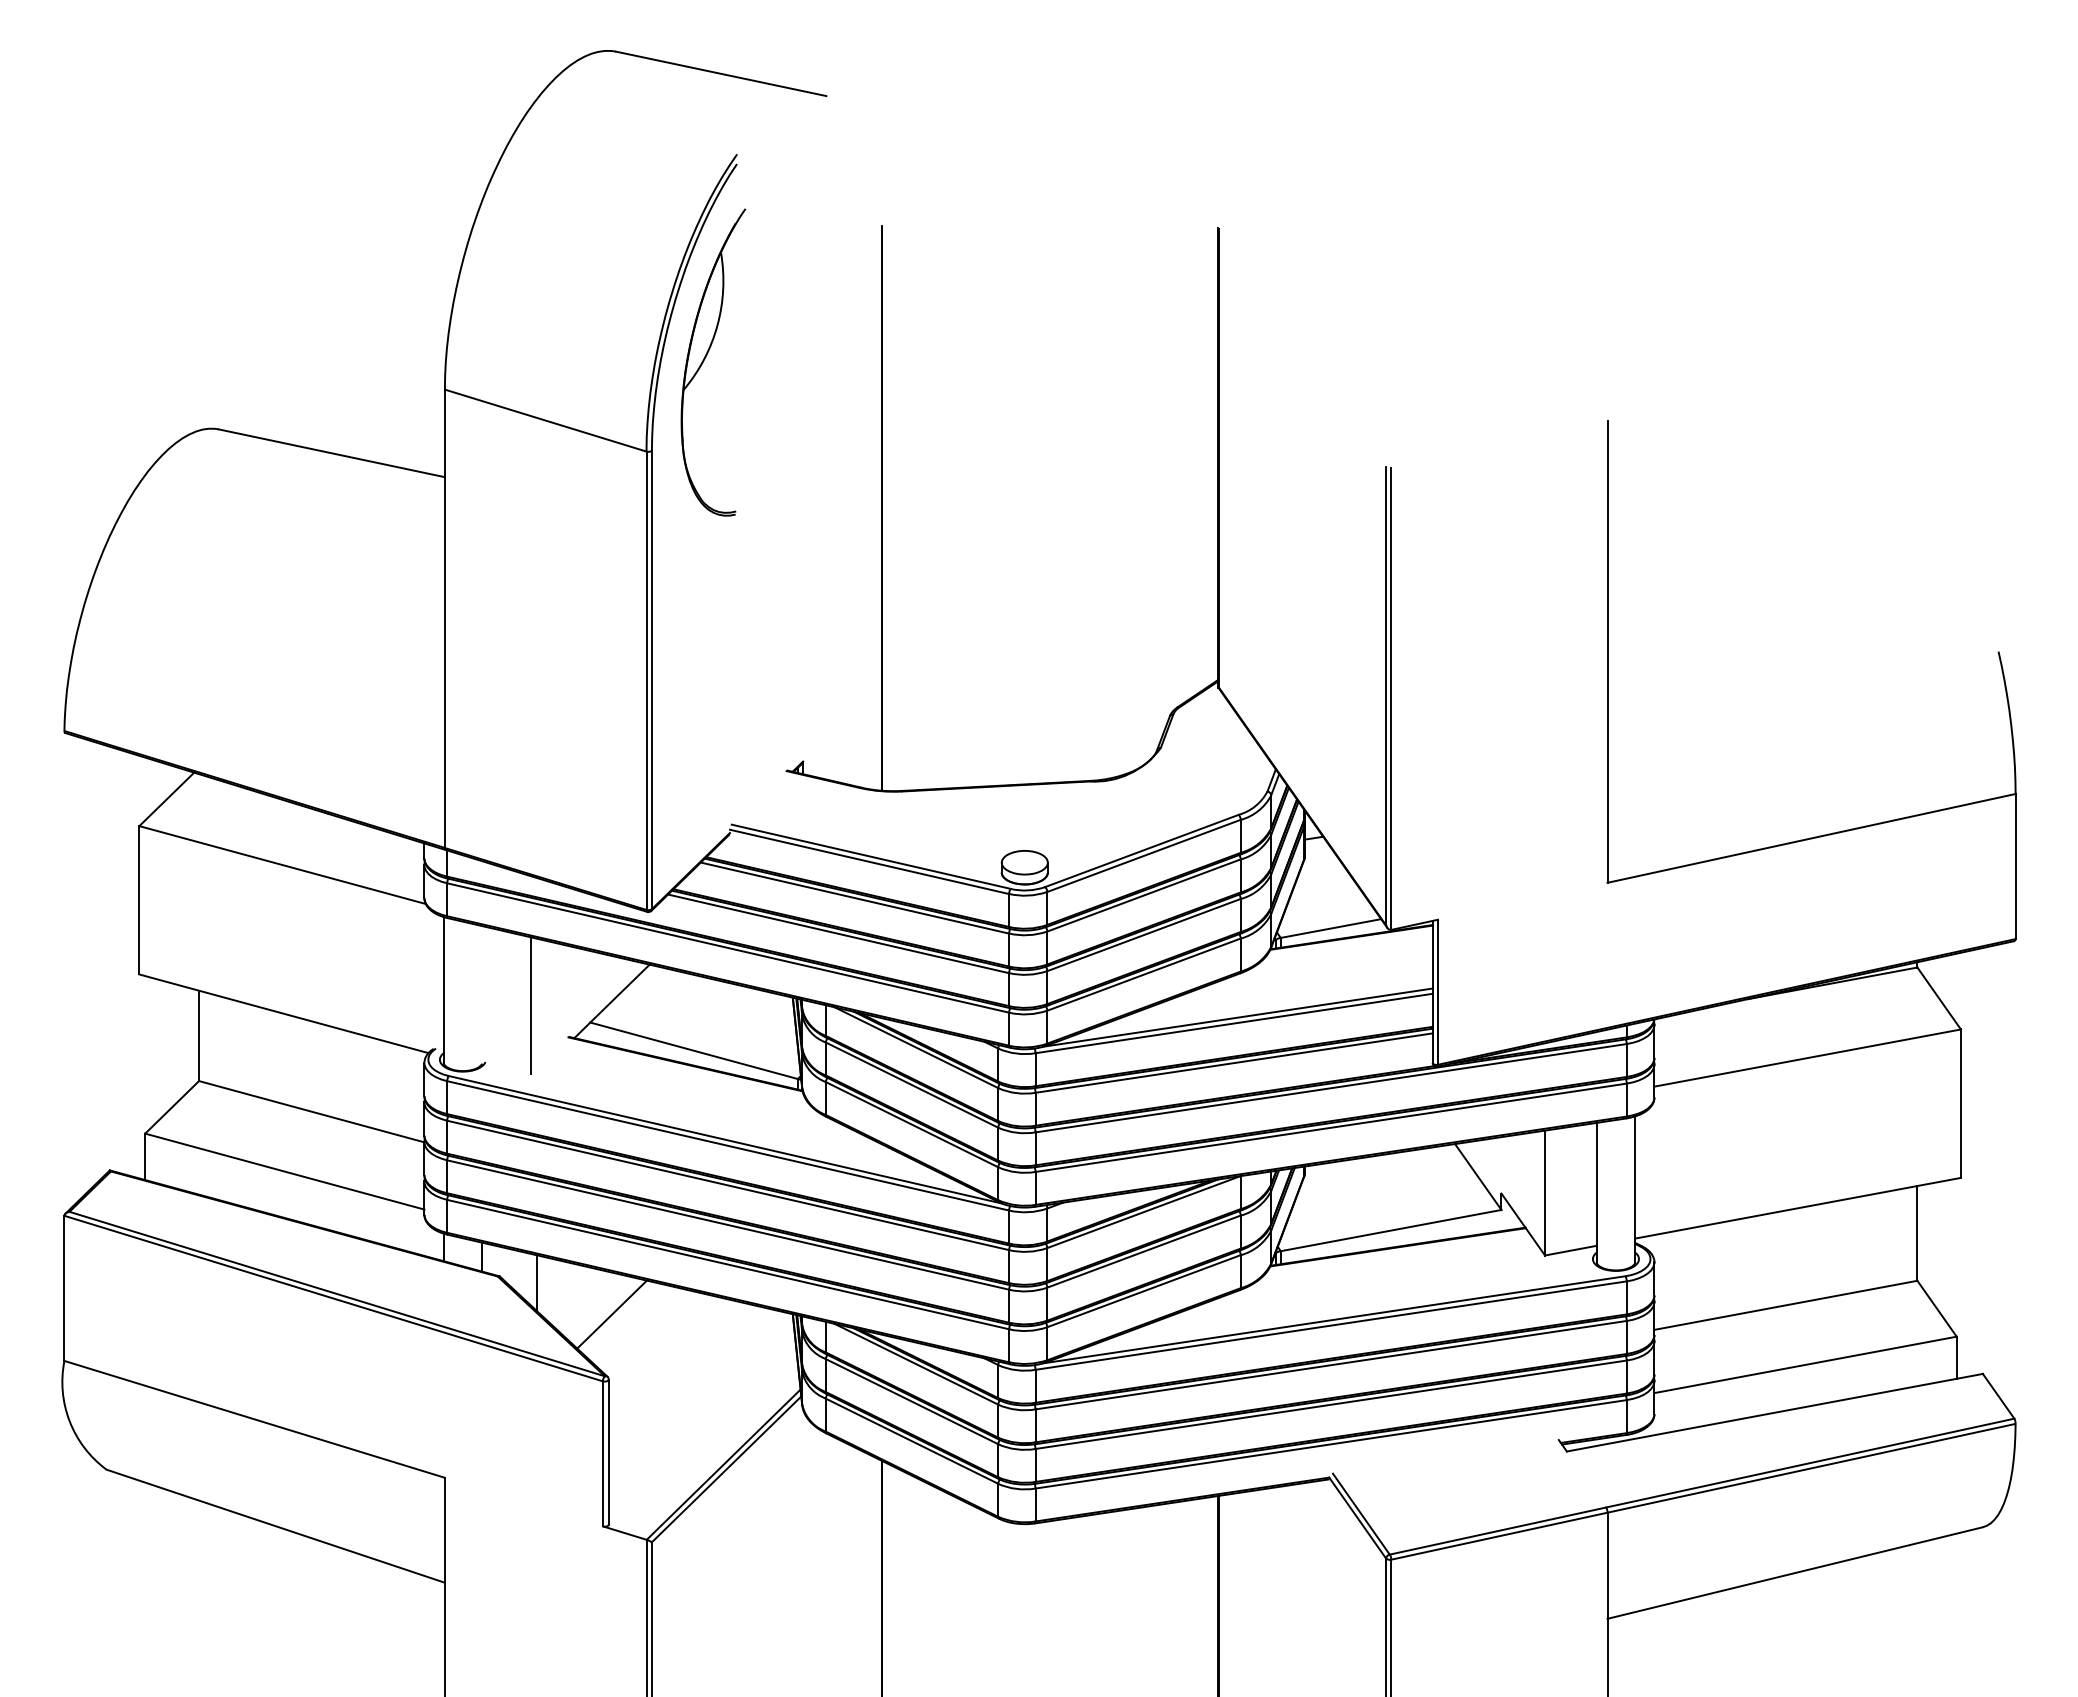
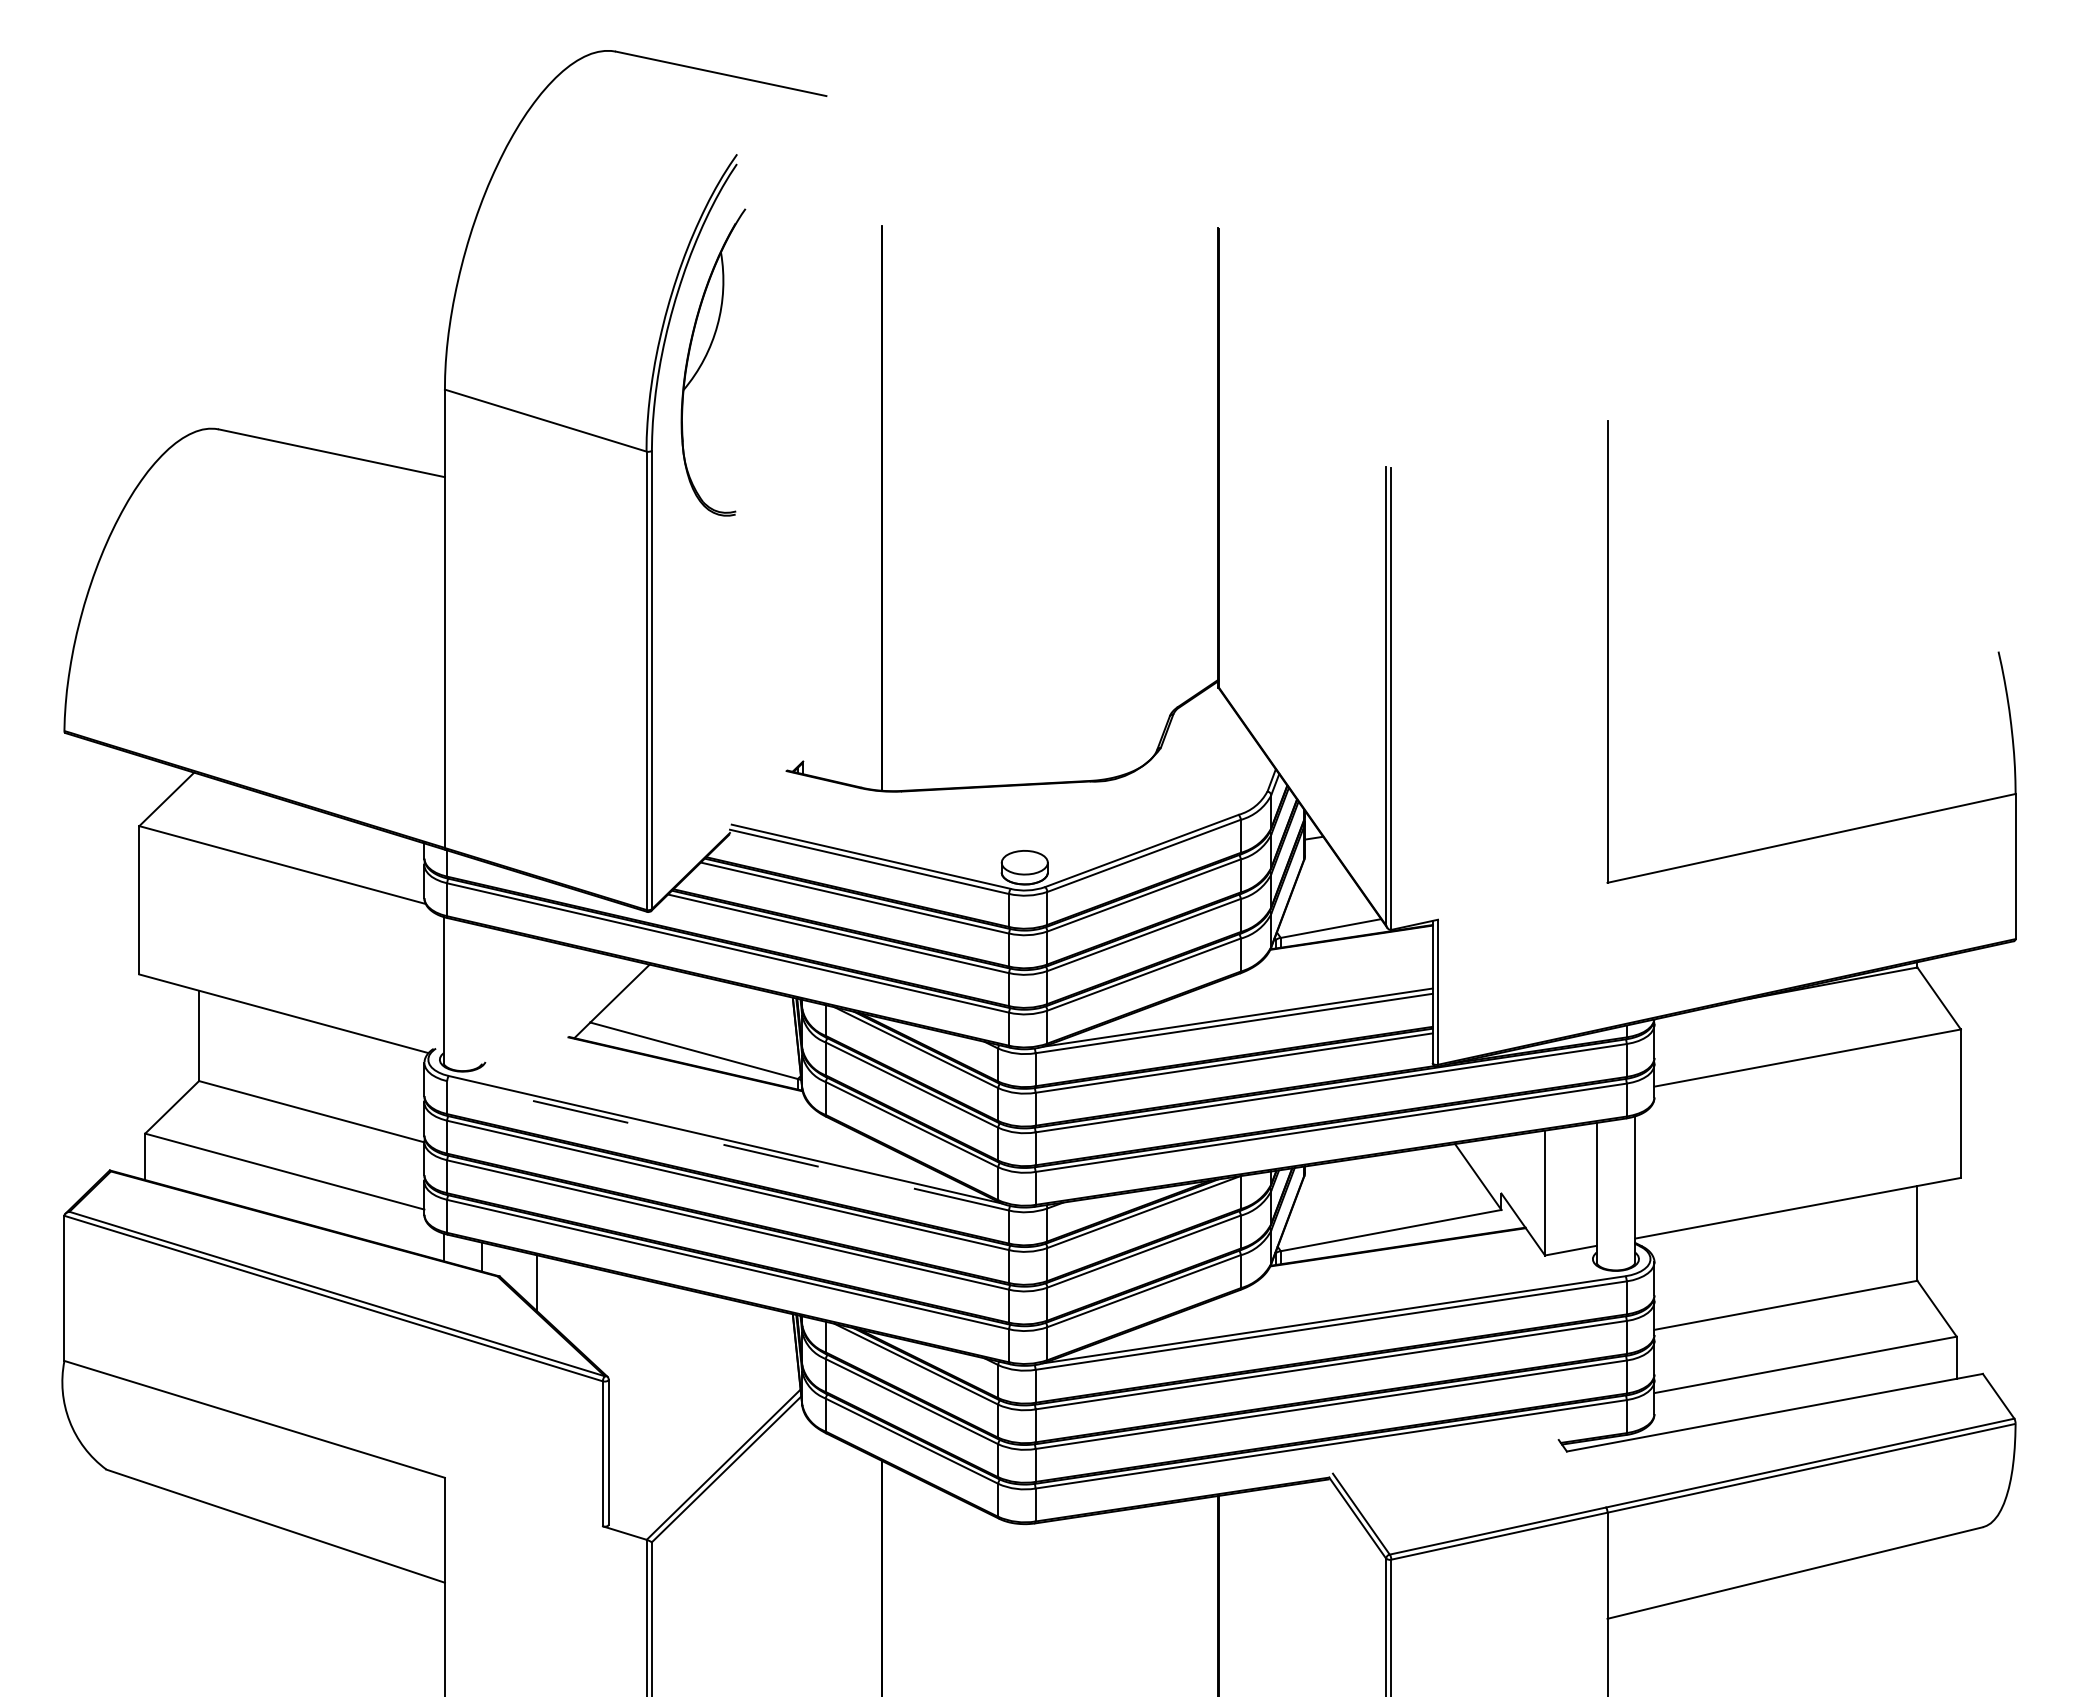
line: present -> none (530, 1005)
line: solid -> dashed (727, 1145)
line: present -> none (611, 1314)
